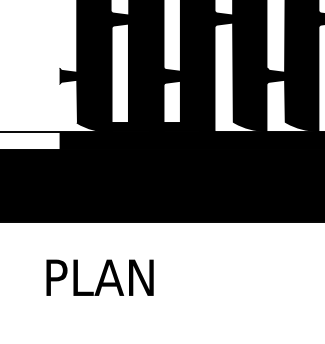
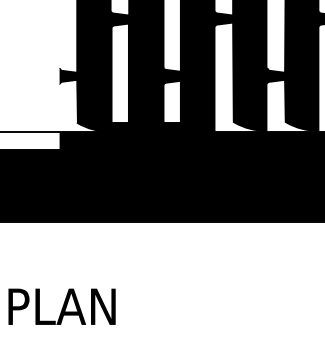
text position: (99, 277) -> (61, 306) (61, 306)
